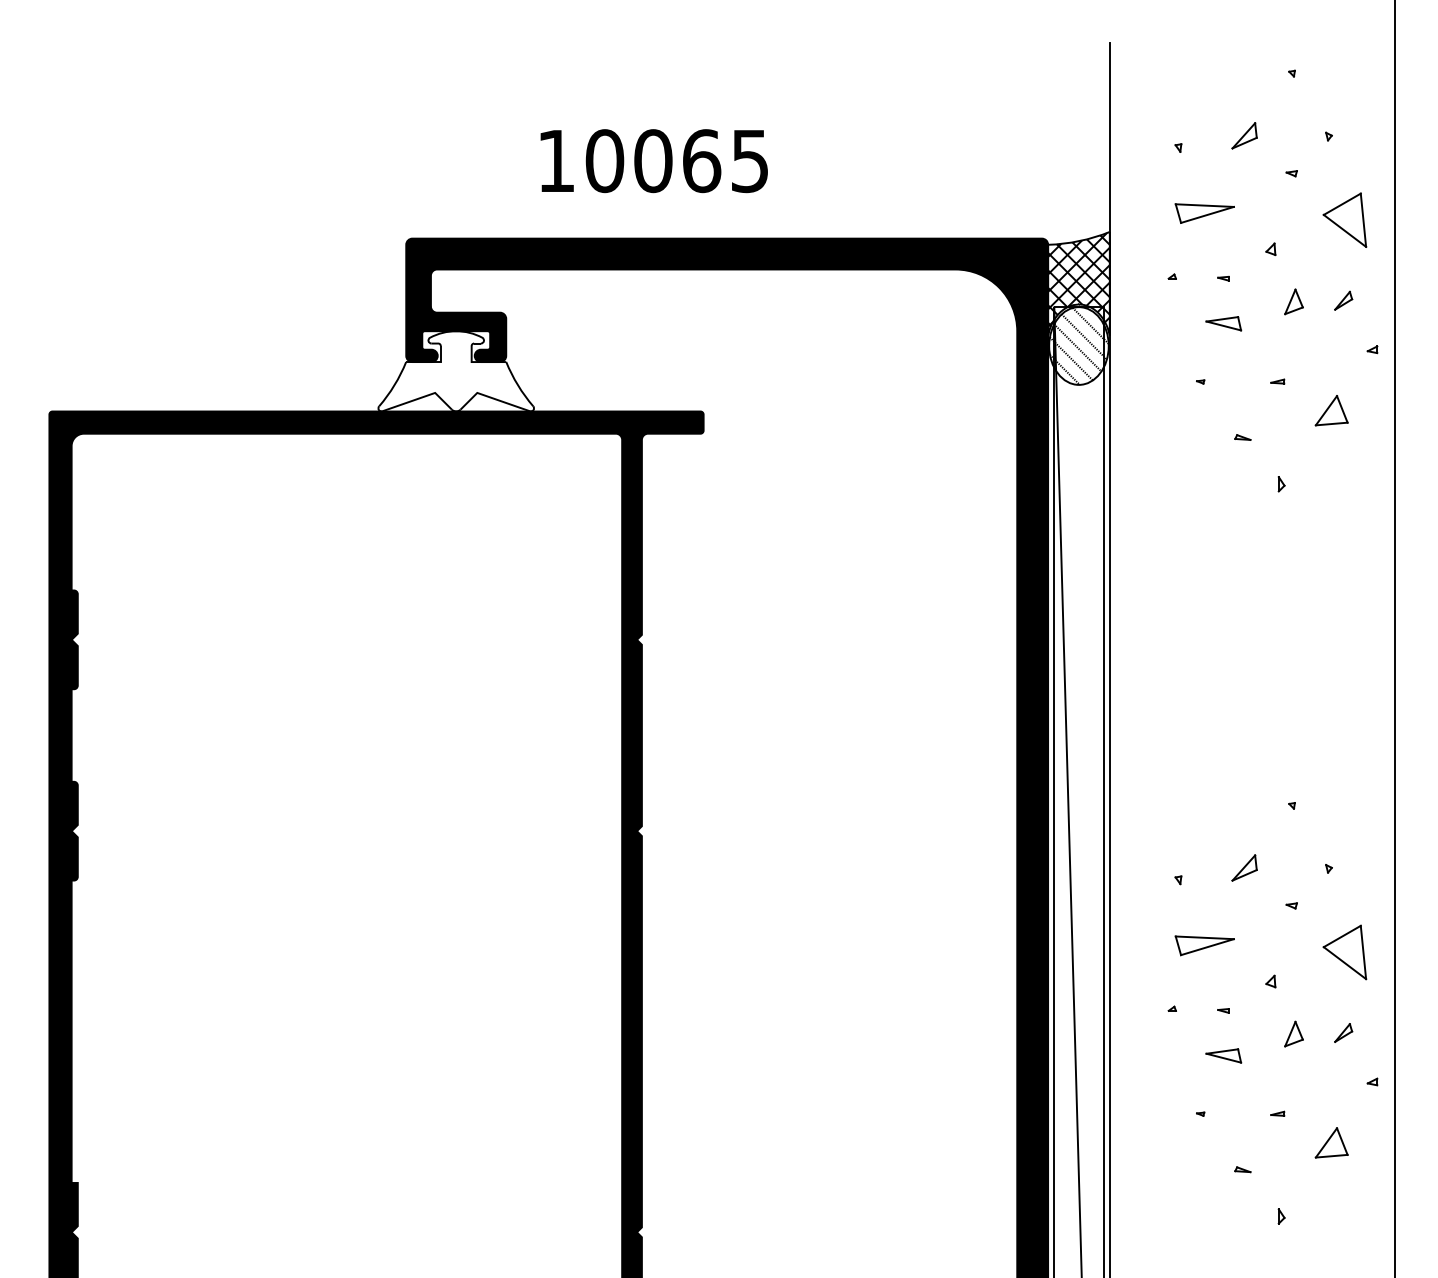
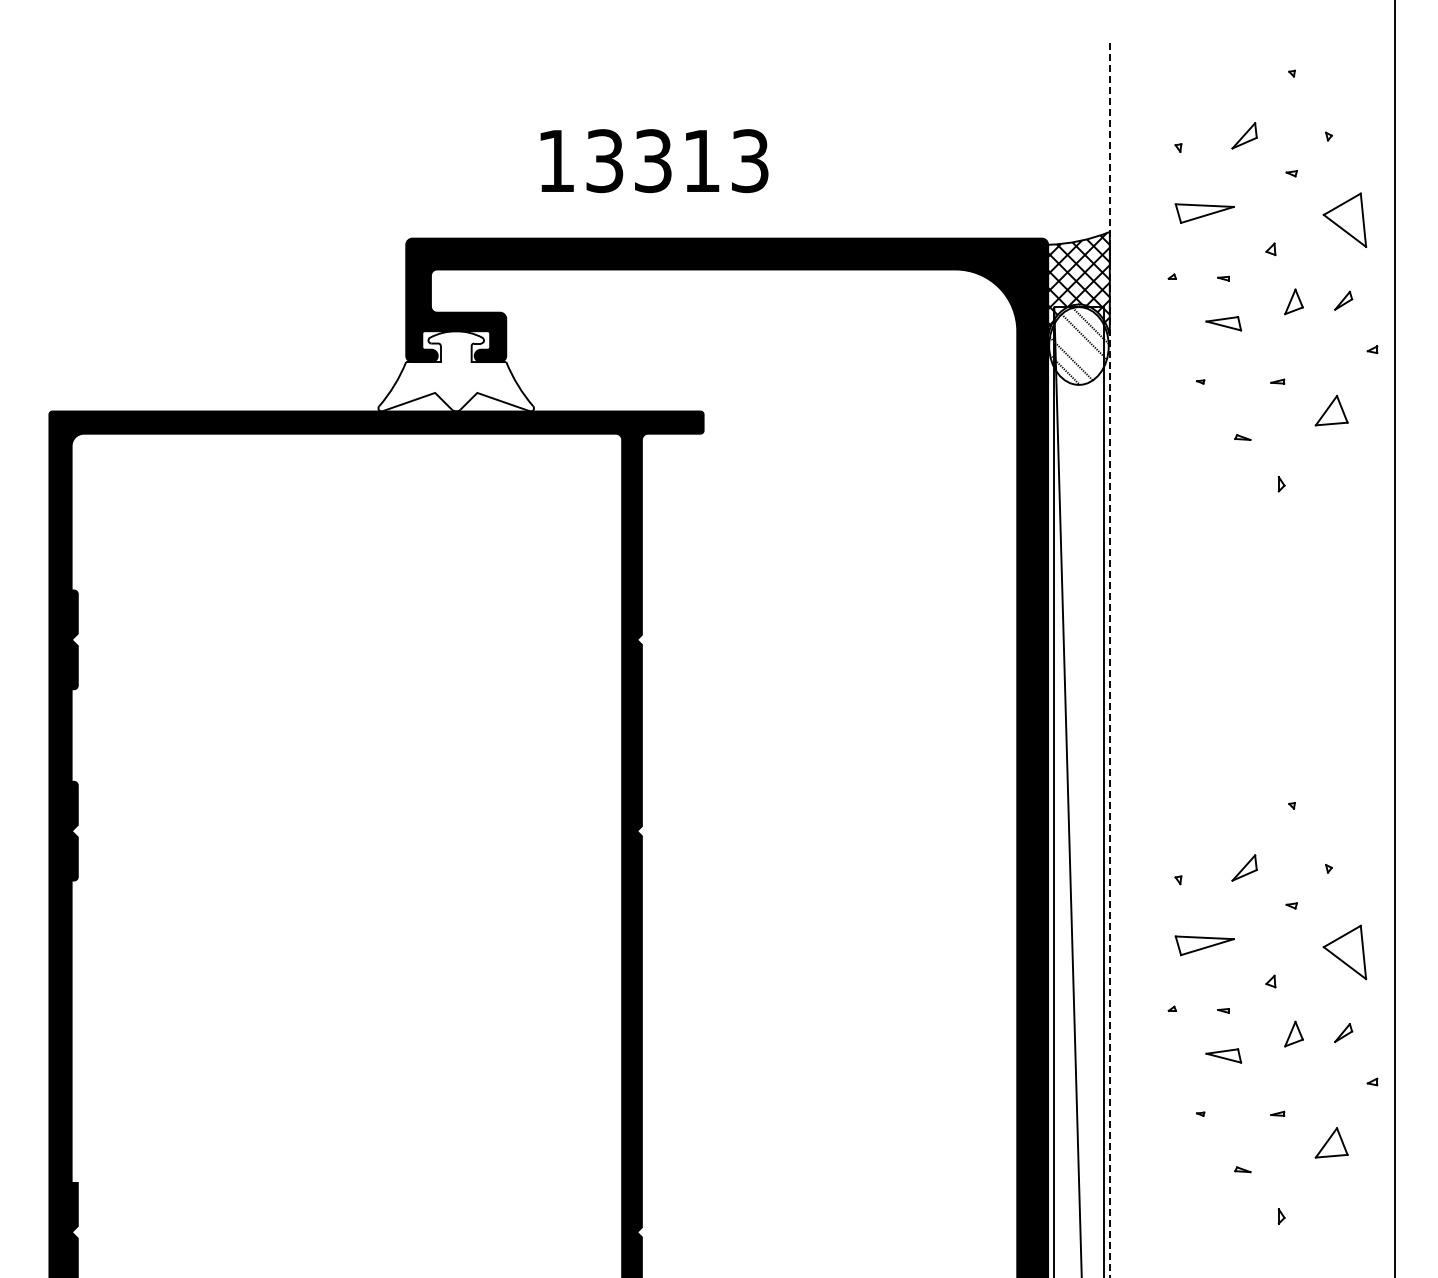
text: 10065 -> 13313 (676, 161)
line: present -> none (1077, 347)
line: solid -> dashed (1109, 660)
